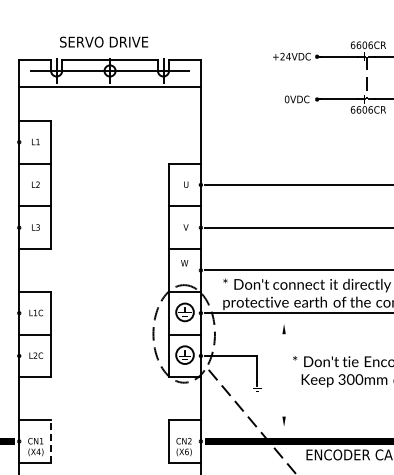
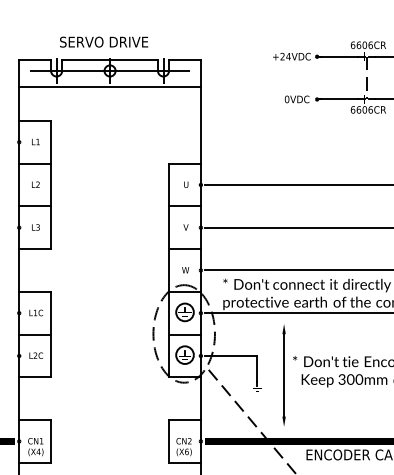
text position: (184, 263) -> (185, 270) (185, 270)
line: none -> present (284, 375)
line: dashed -> solid (51, 440)
